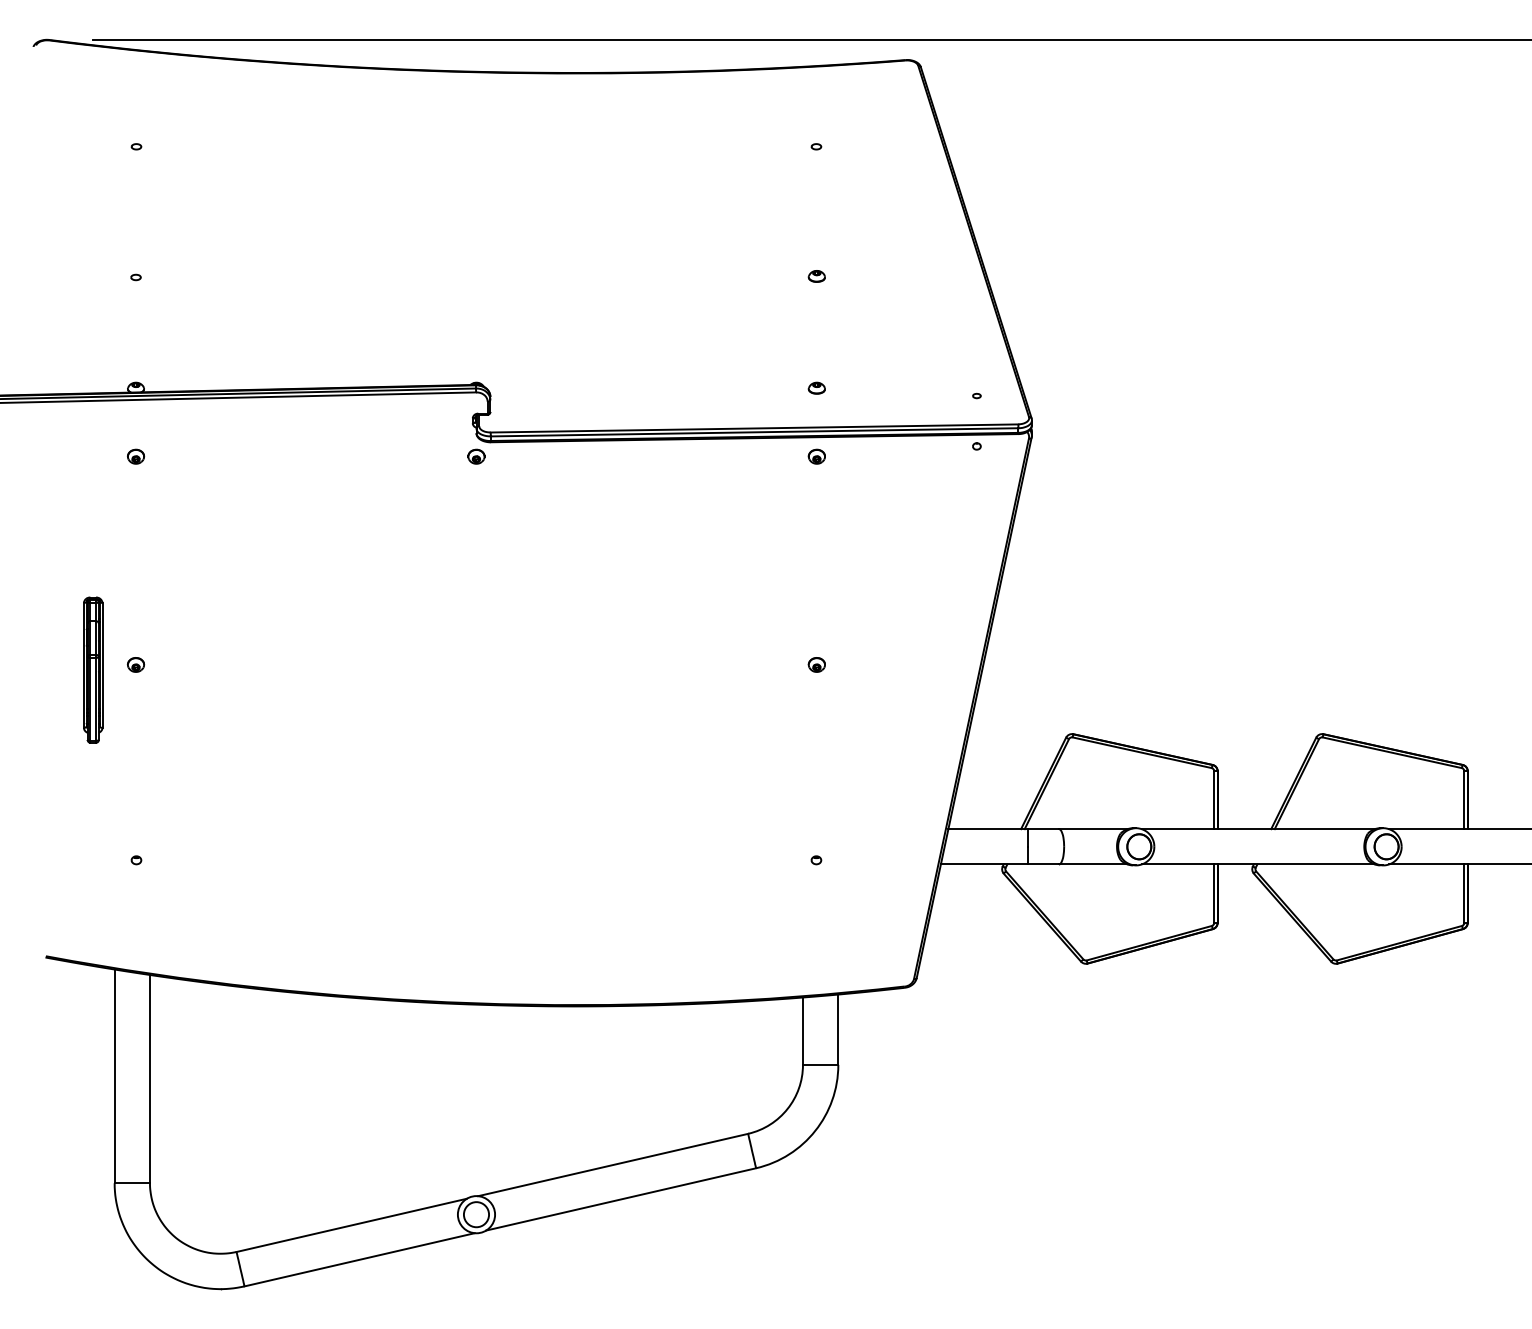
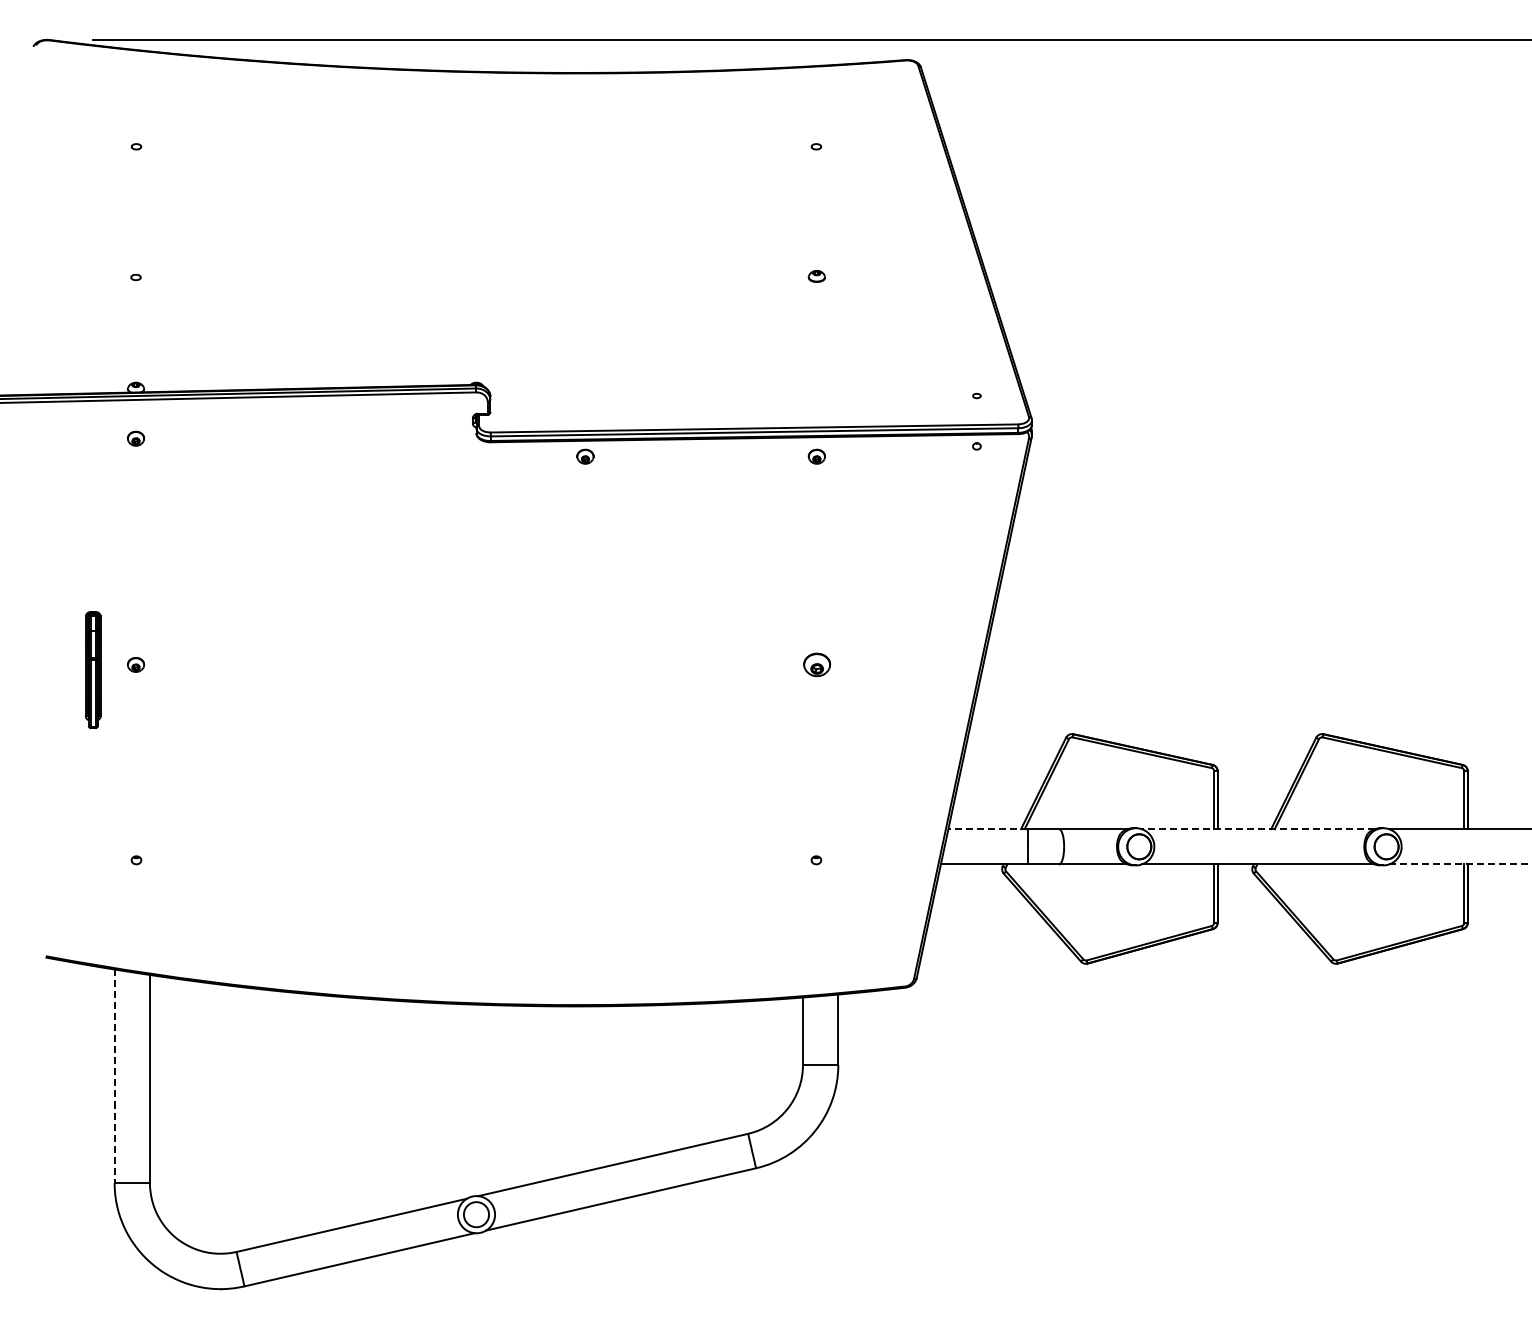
part: present -> none (816, 387)
part position: (136, 456) -> (136, 438) (136, 438)
part position: (476, 456) -> (585, 456) (585, 456)
part size: 19x16 px -> 29x26 px (817, 664)
part size: 21x148 px -> 17x119 px (93, 670)
line: solid -> dashed (988, 829)
line: solid -> dashed (1258, 829)
line: solid -> dashed (1460, 864)
line: solid -> dashed (114, 1076)
